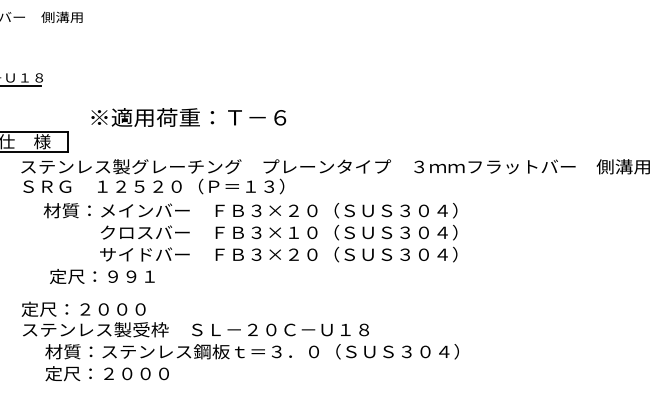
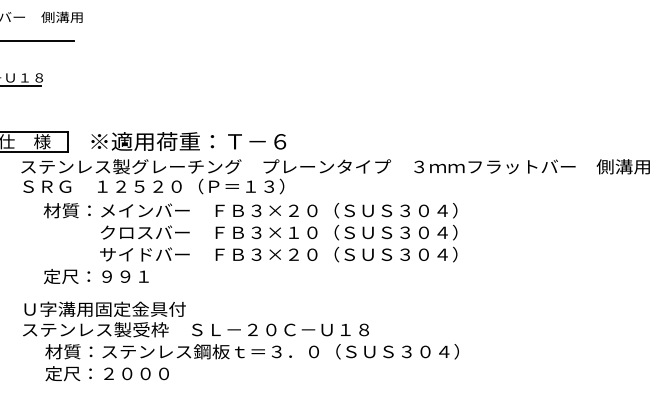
line: none -> present (37, 40)
text position: (188, 117) -> (188, 141) (188, 141)
text position: (102, 276) -> (96, 276) (96, 276)
text: 定尺：２０００ -> Ｕ字溝用固定金具付 (103, 308)
